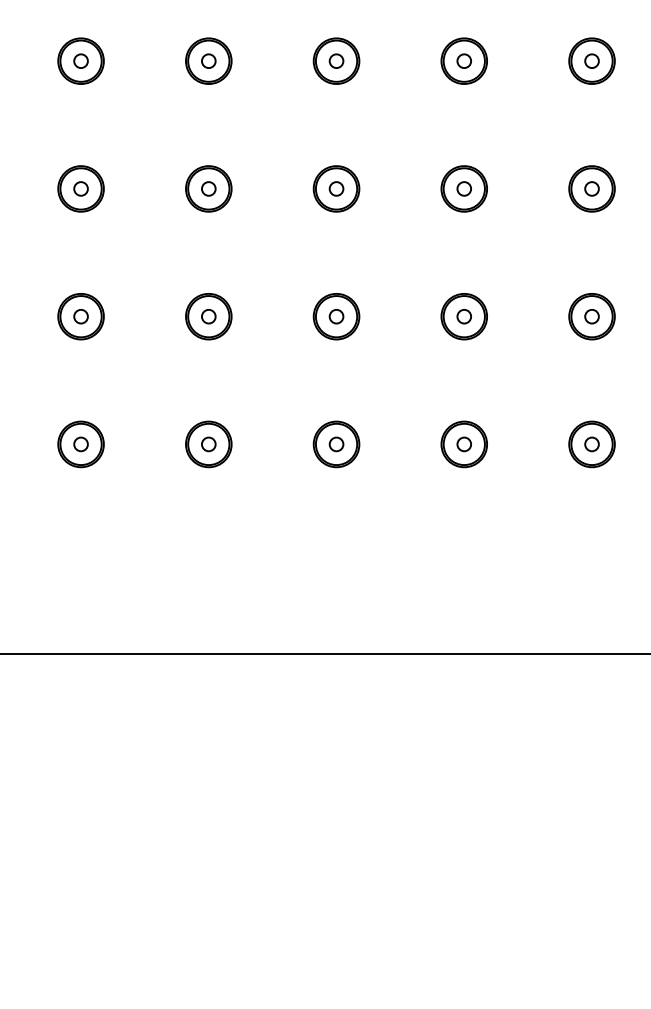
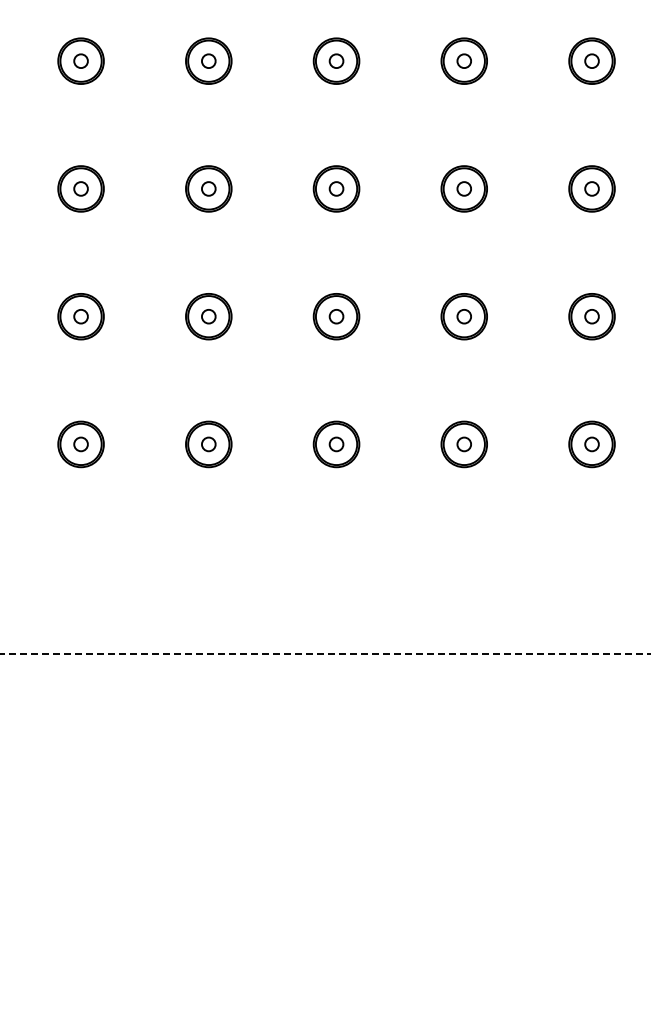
line: solid -> dashed (325, 654)
